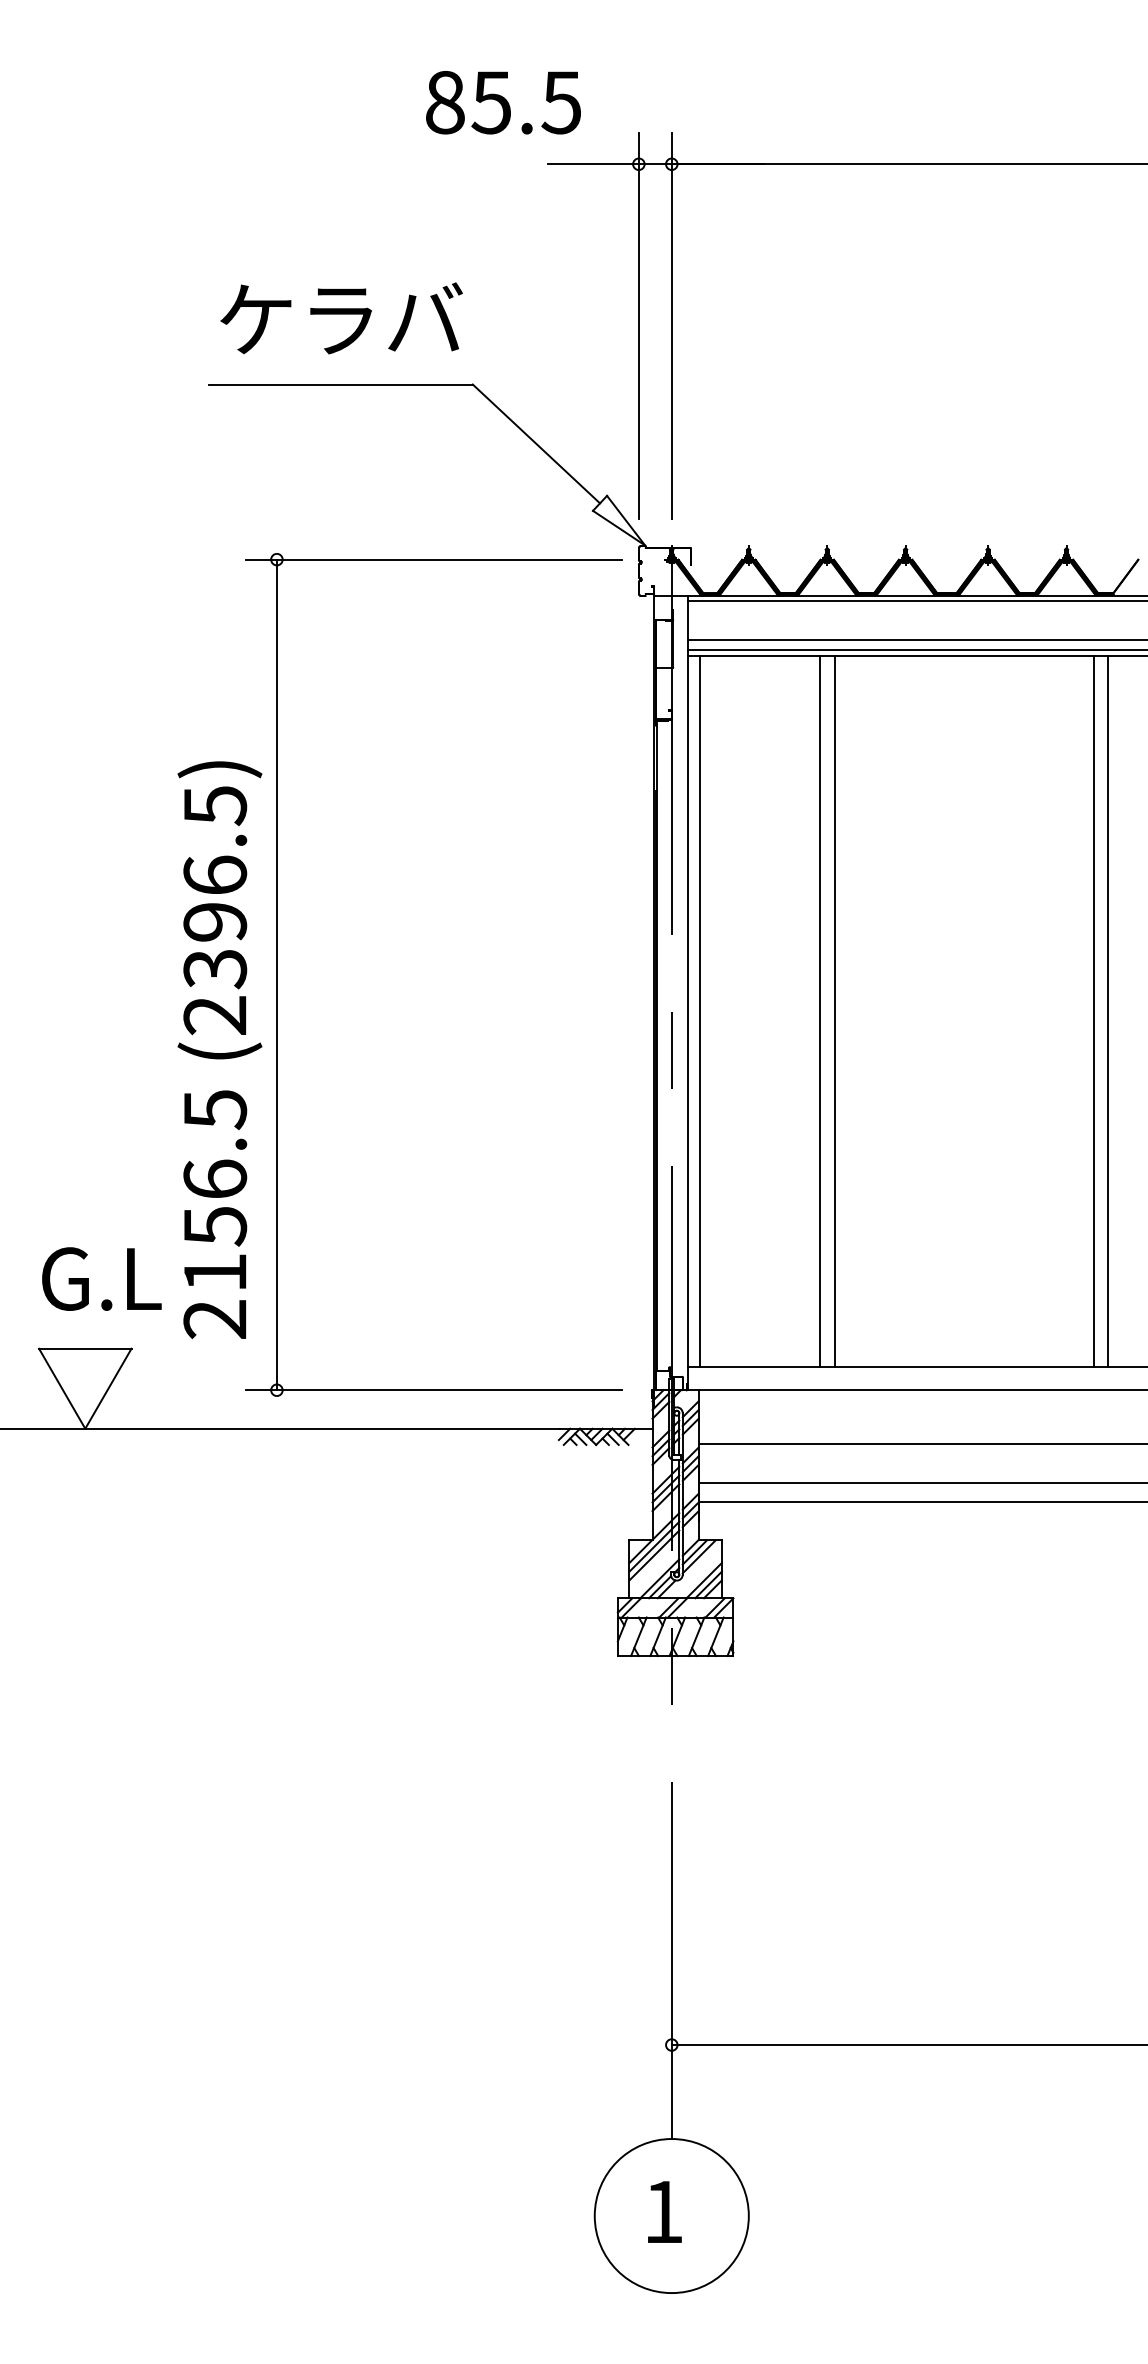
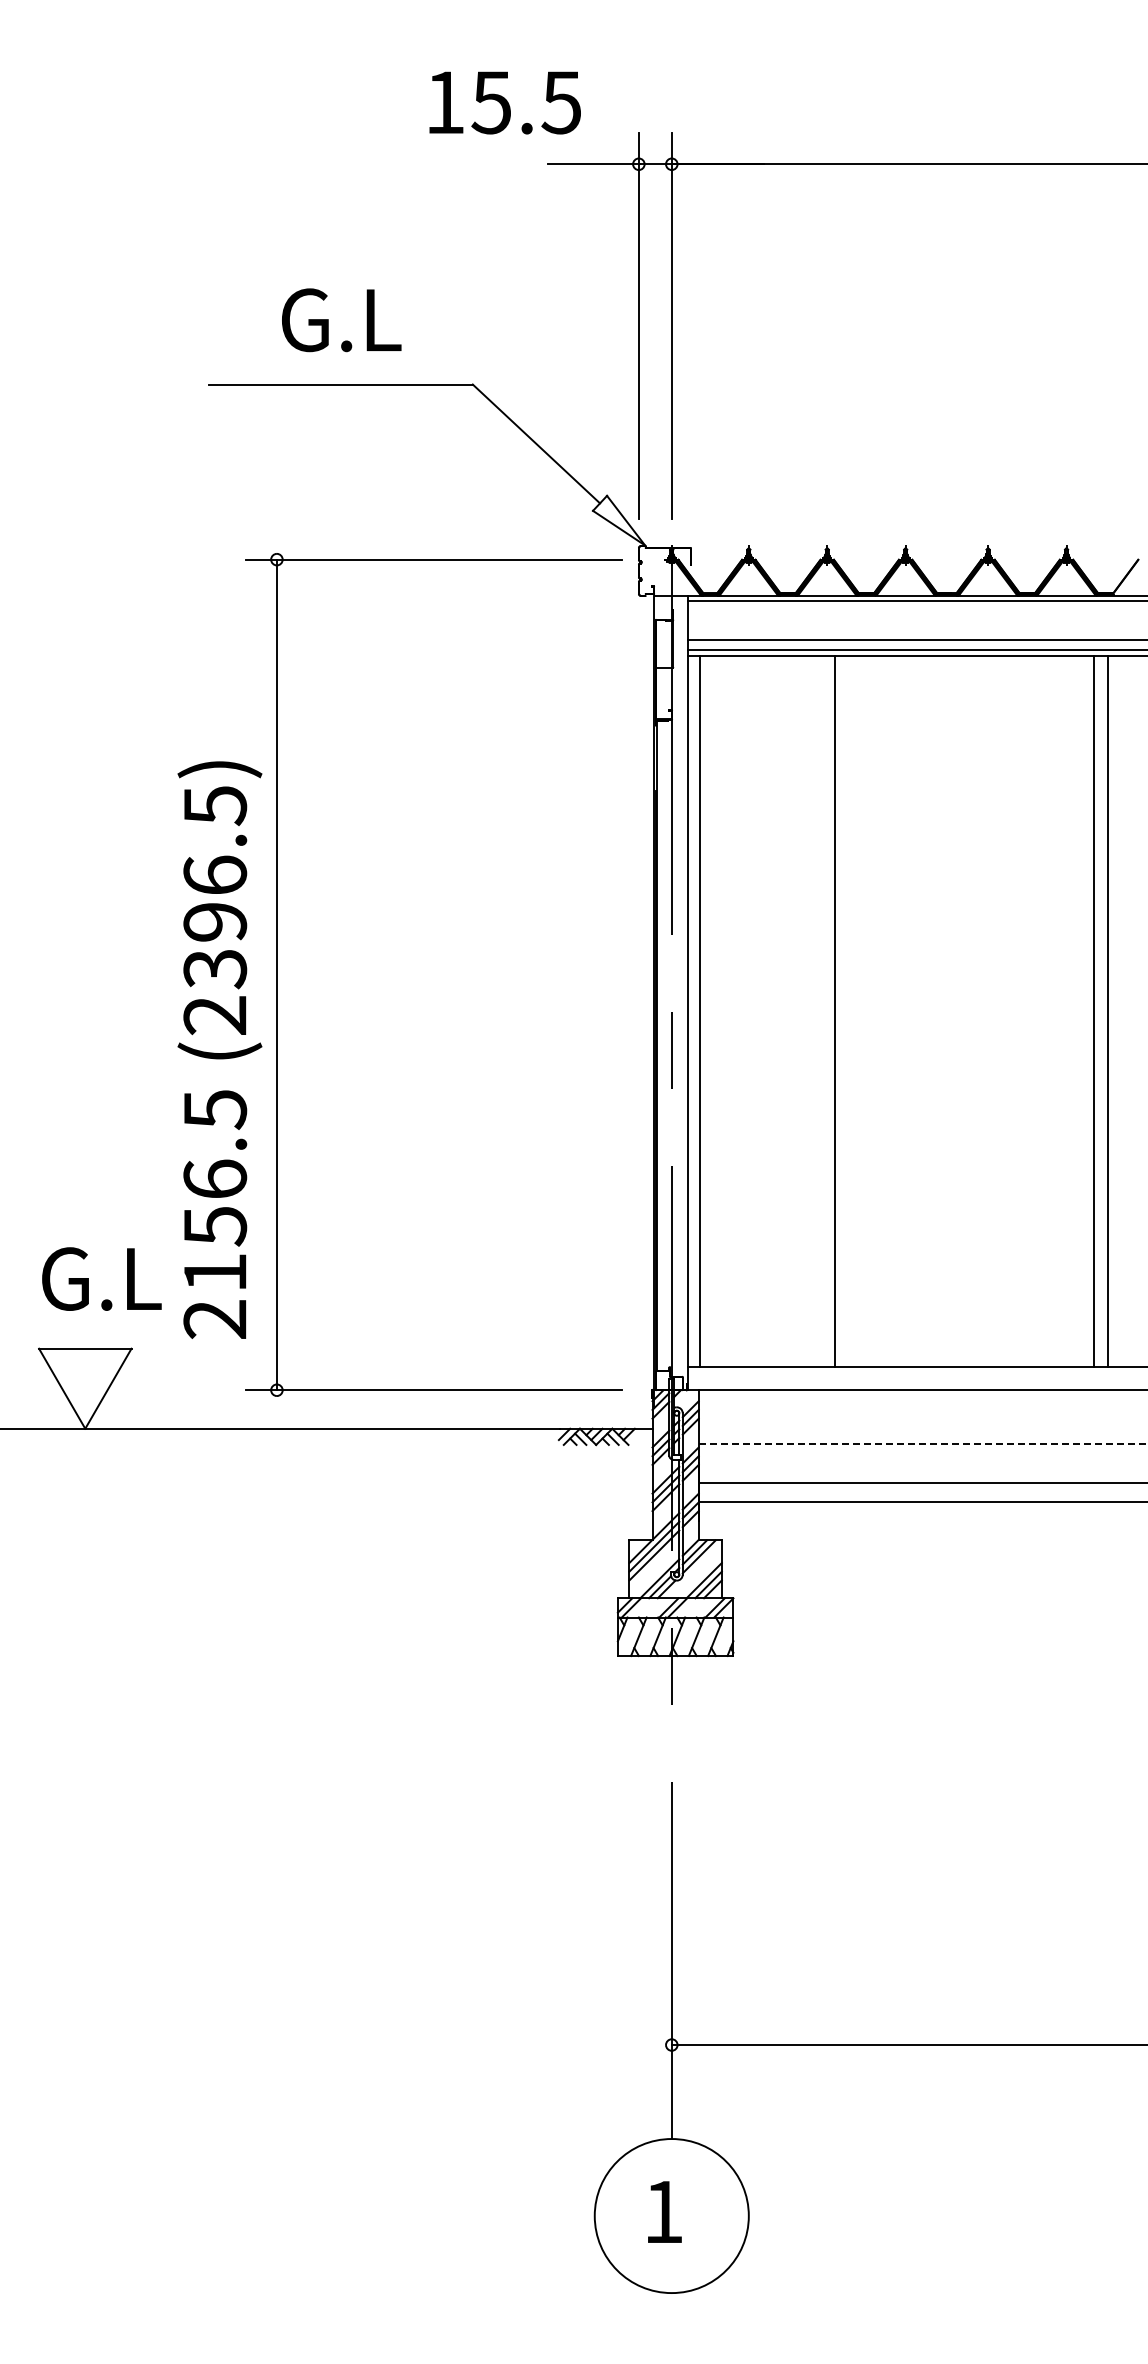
text: 85.5 -> 15.5 (445, 102)
text: ケラバ -> G.L (341, 318)
line: present -> none (820, 1011)
line: solid -> dashed (923, 1444)
